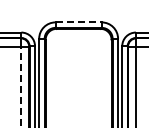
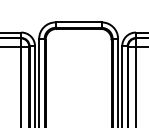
line: dashed -> solid (79, 22)
line: dashed -> solid (21, 86)
